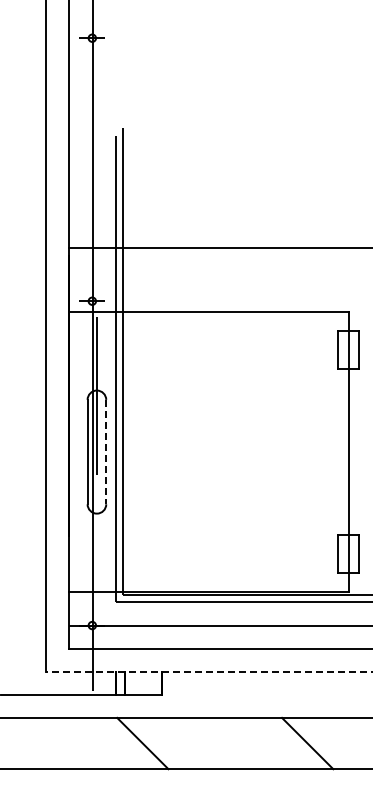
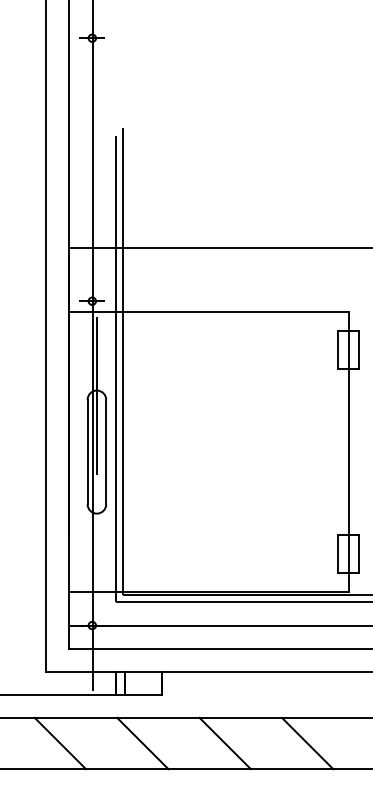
line: dashed -> solid (106, 452)
line: dashed -> solid (208, 671)
line: none -> present (60, 743)
line: none -> present (224, 743)
